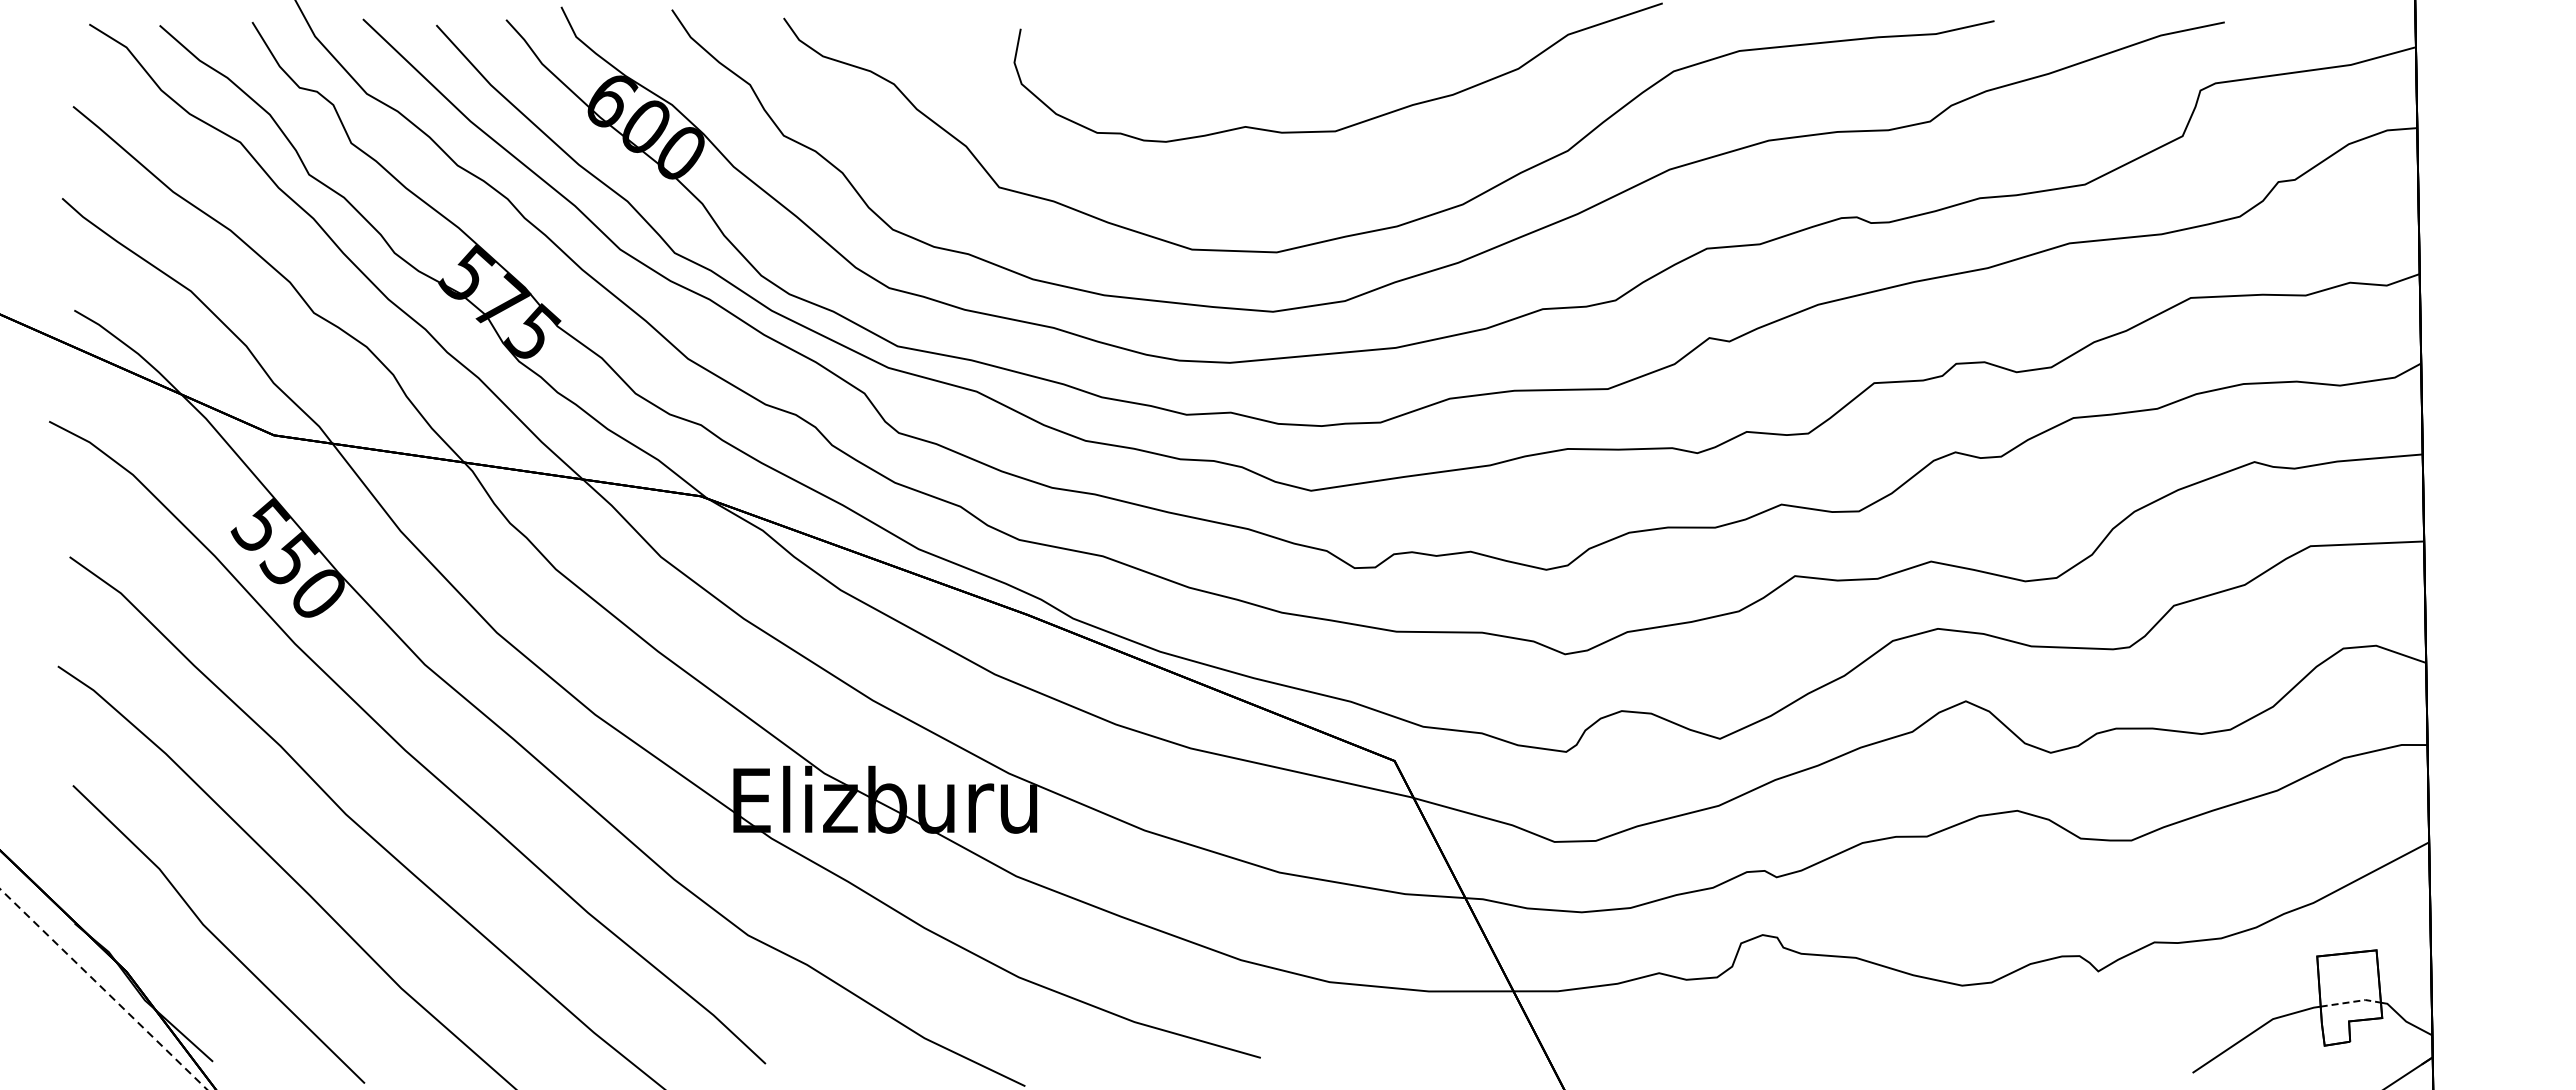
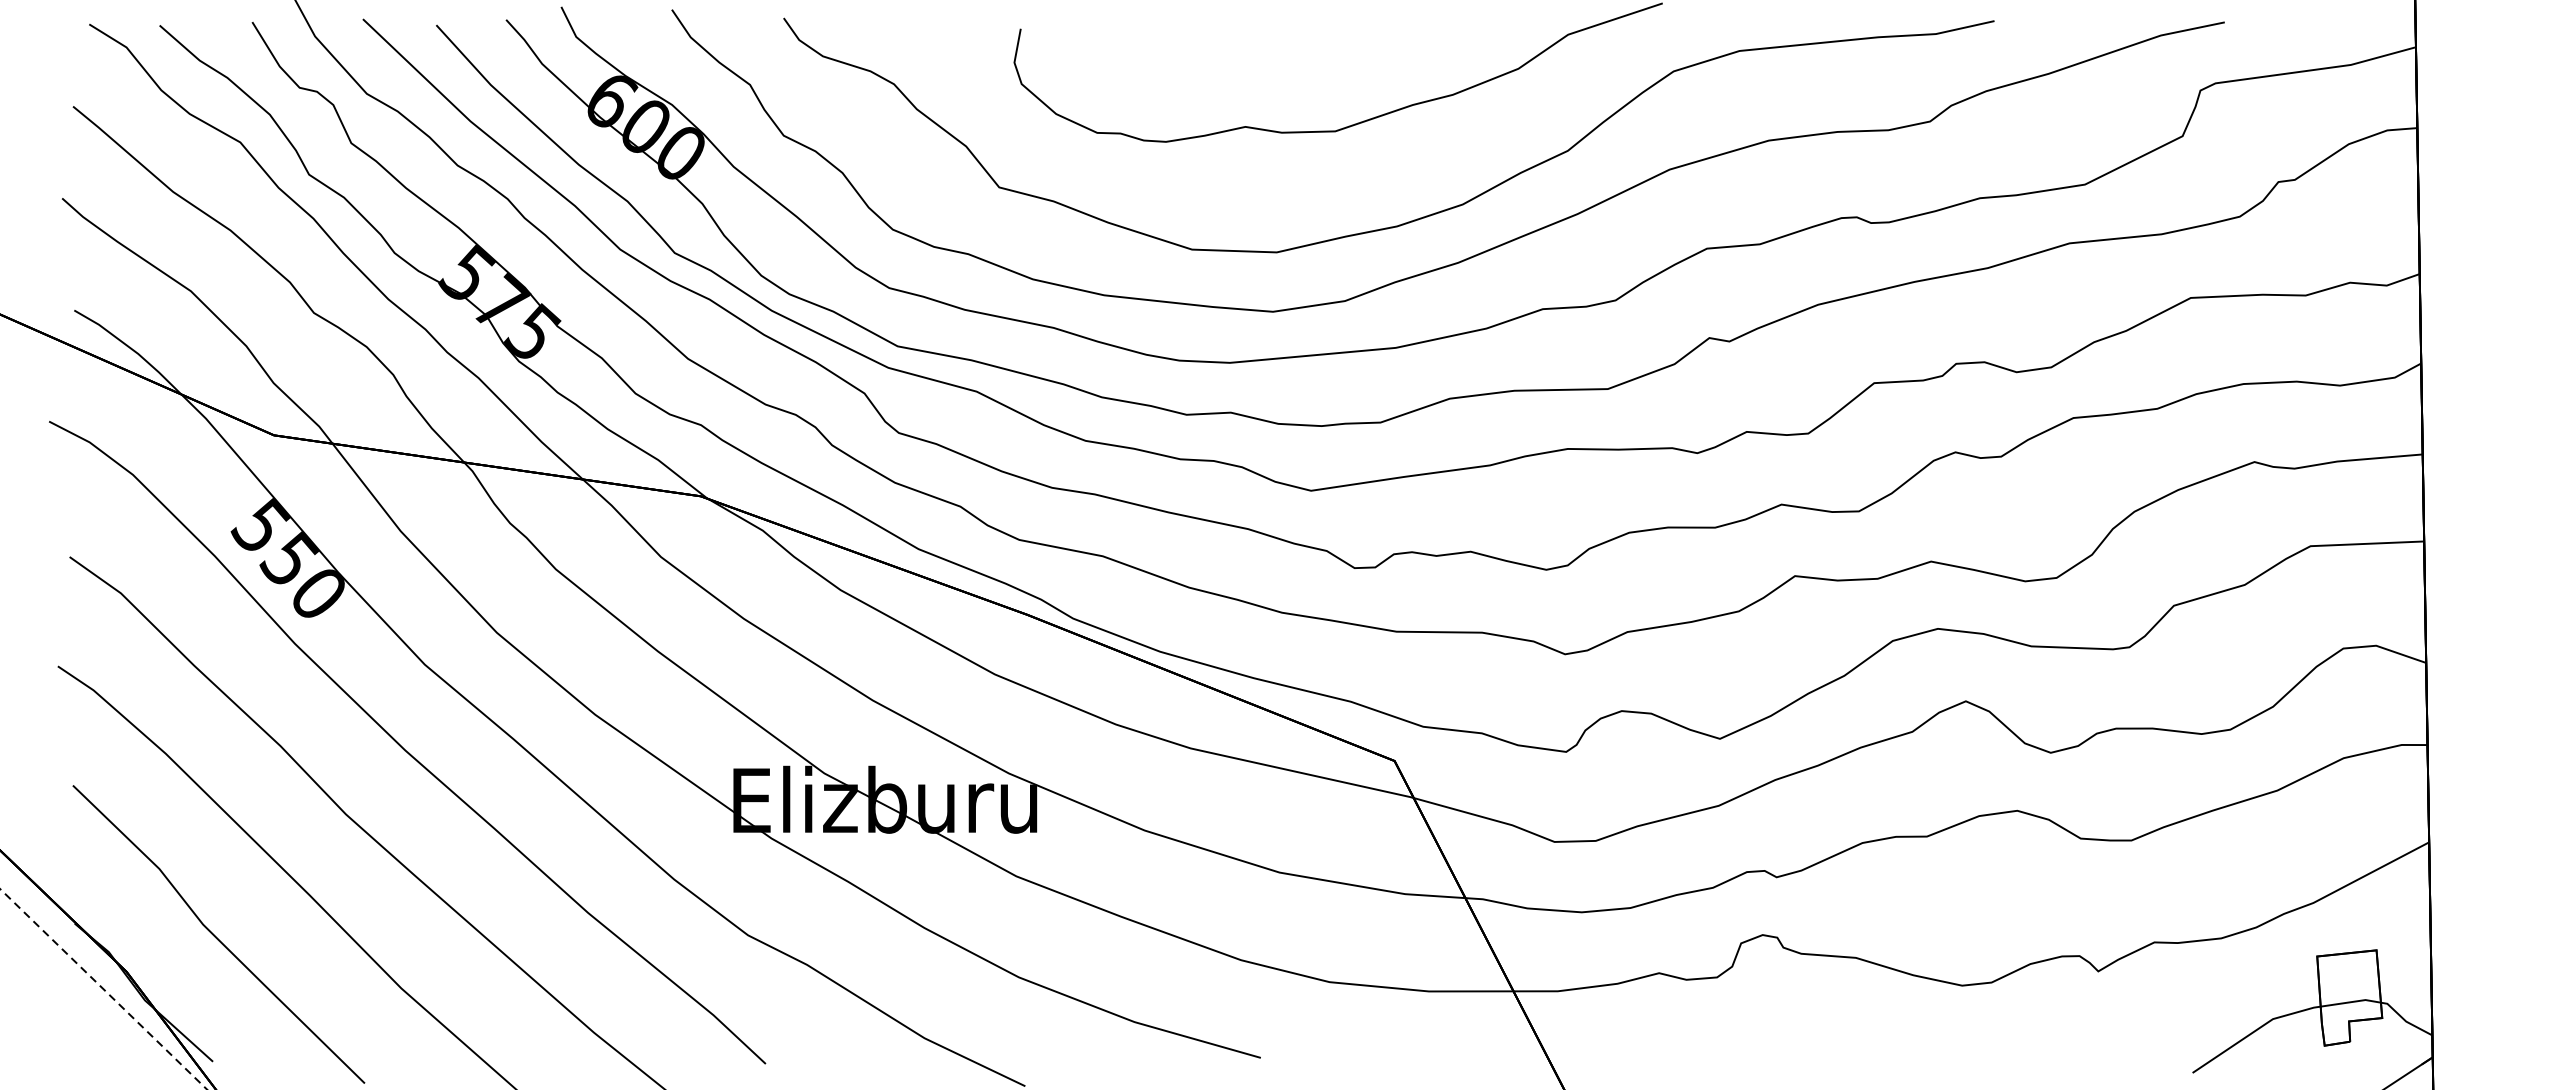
line: dashed -> solid (2351, 1002)
